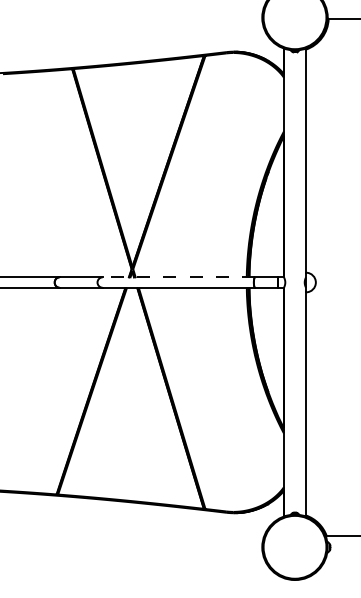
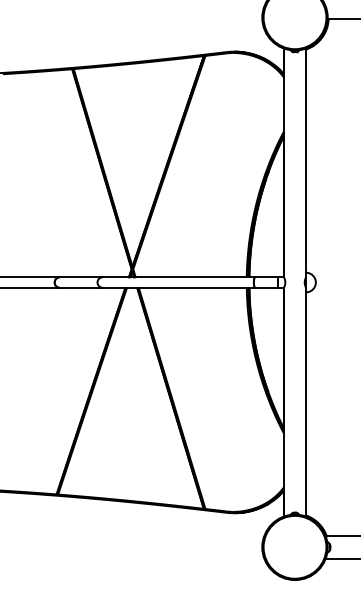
line: dashed -> solid (178, 277)
line: none -> present (341, 558)
